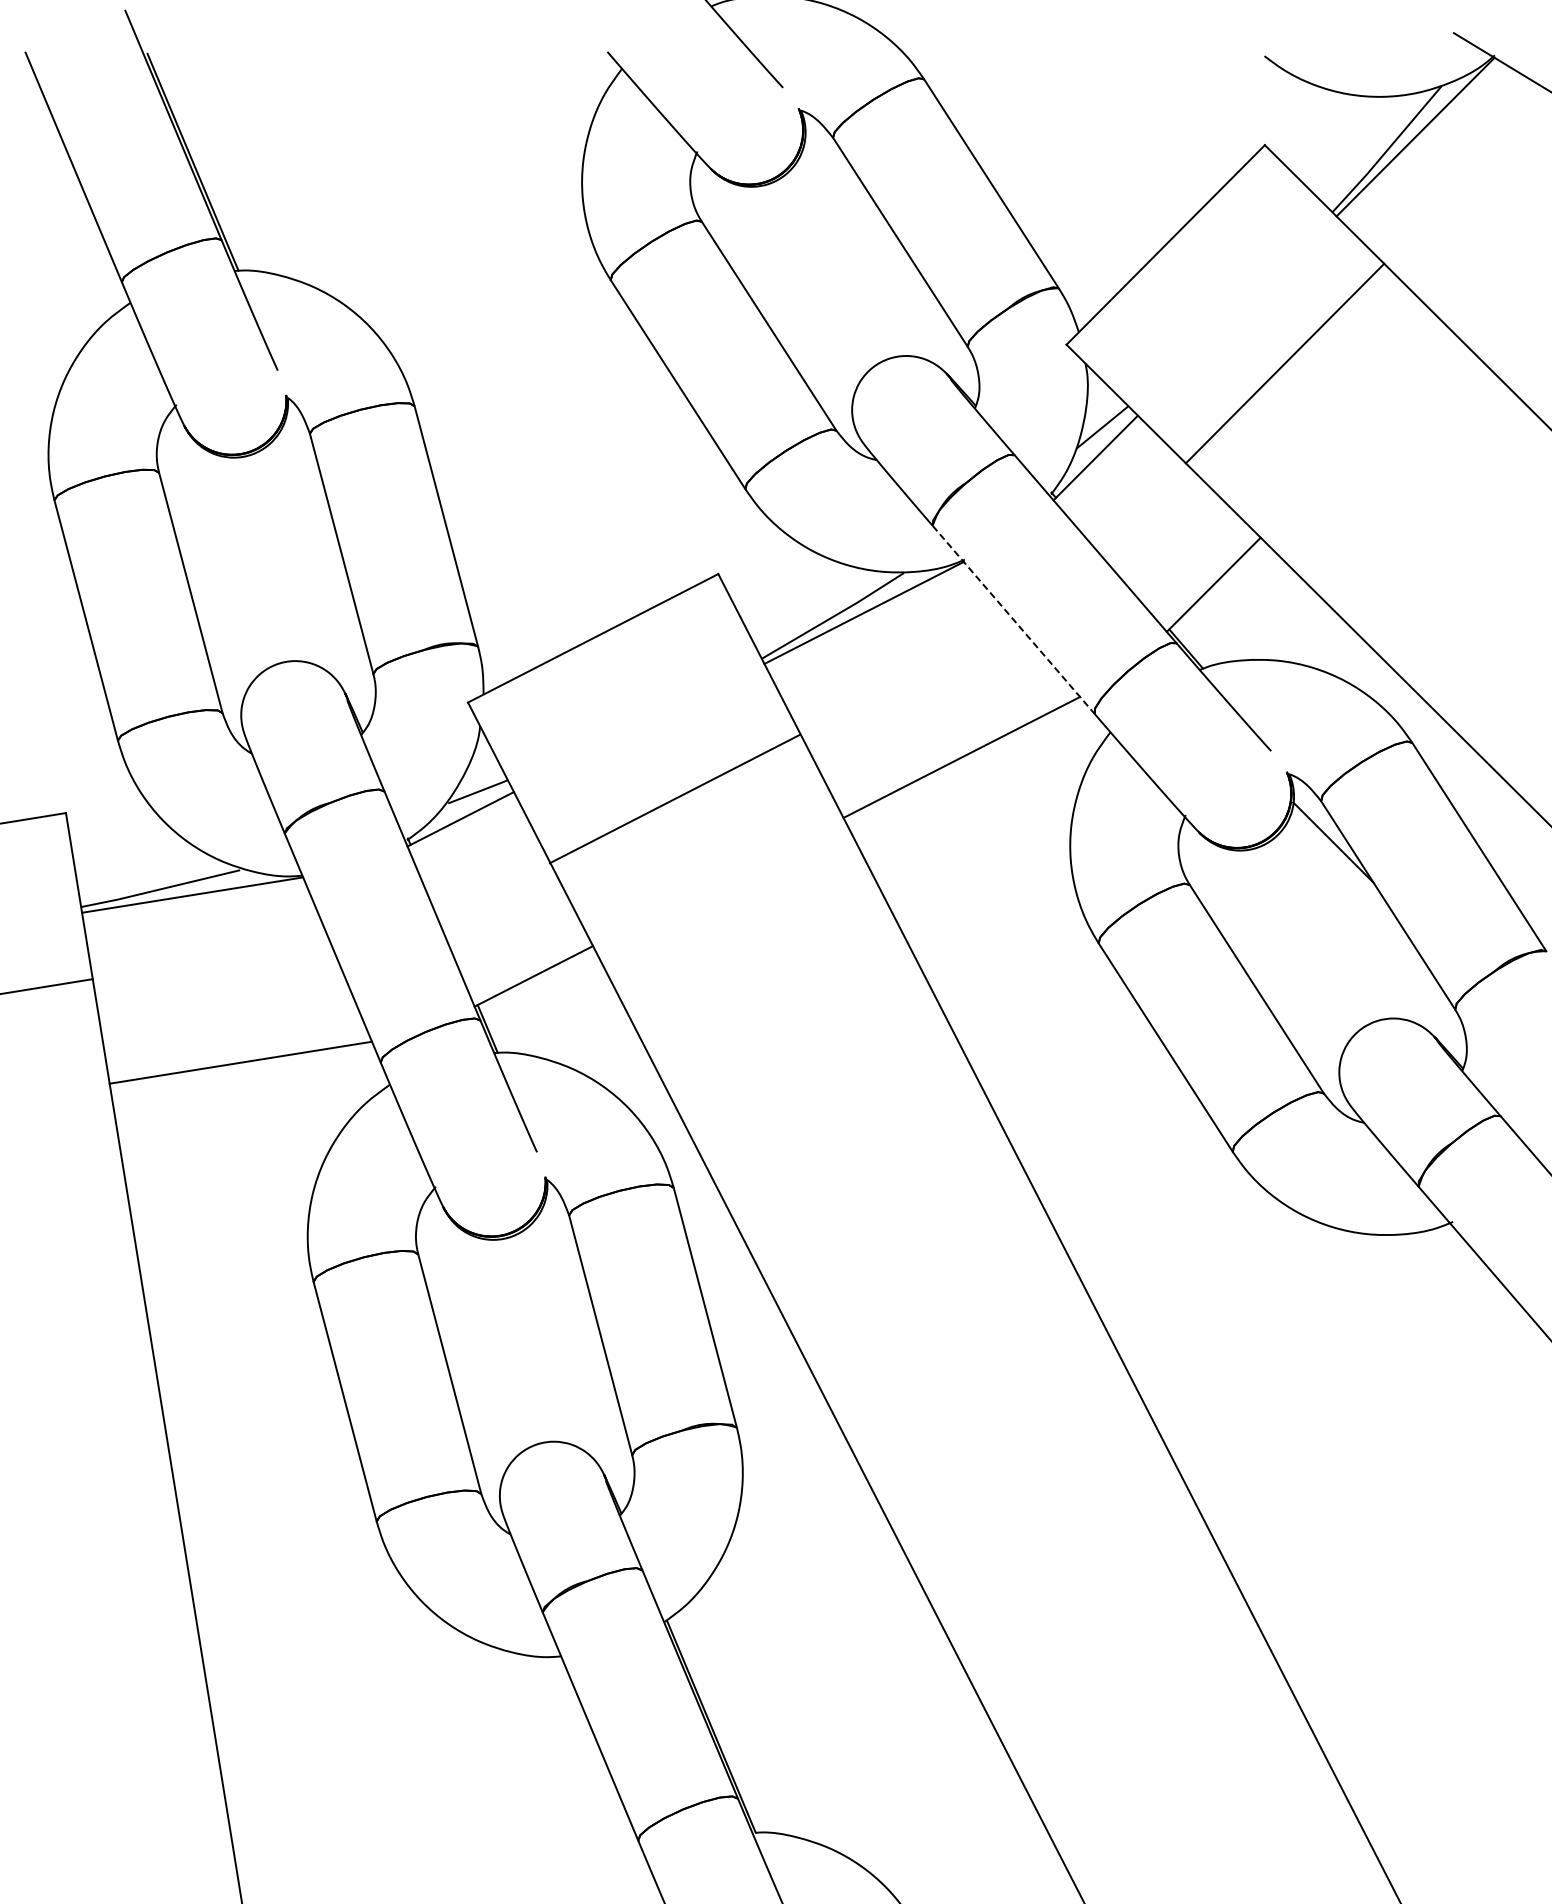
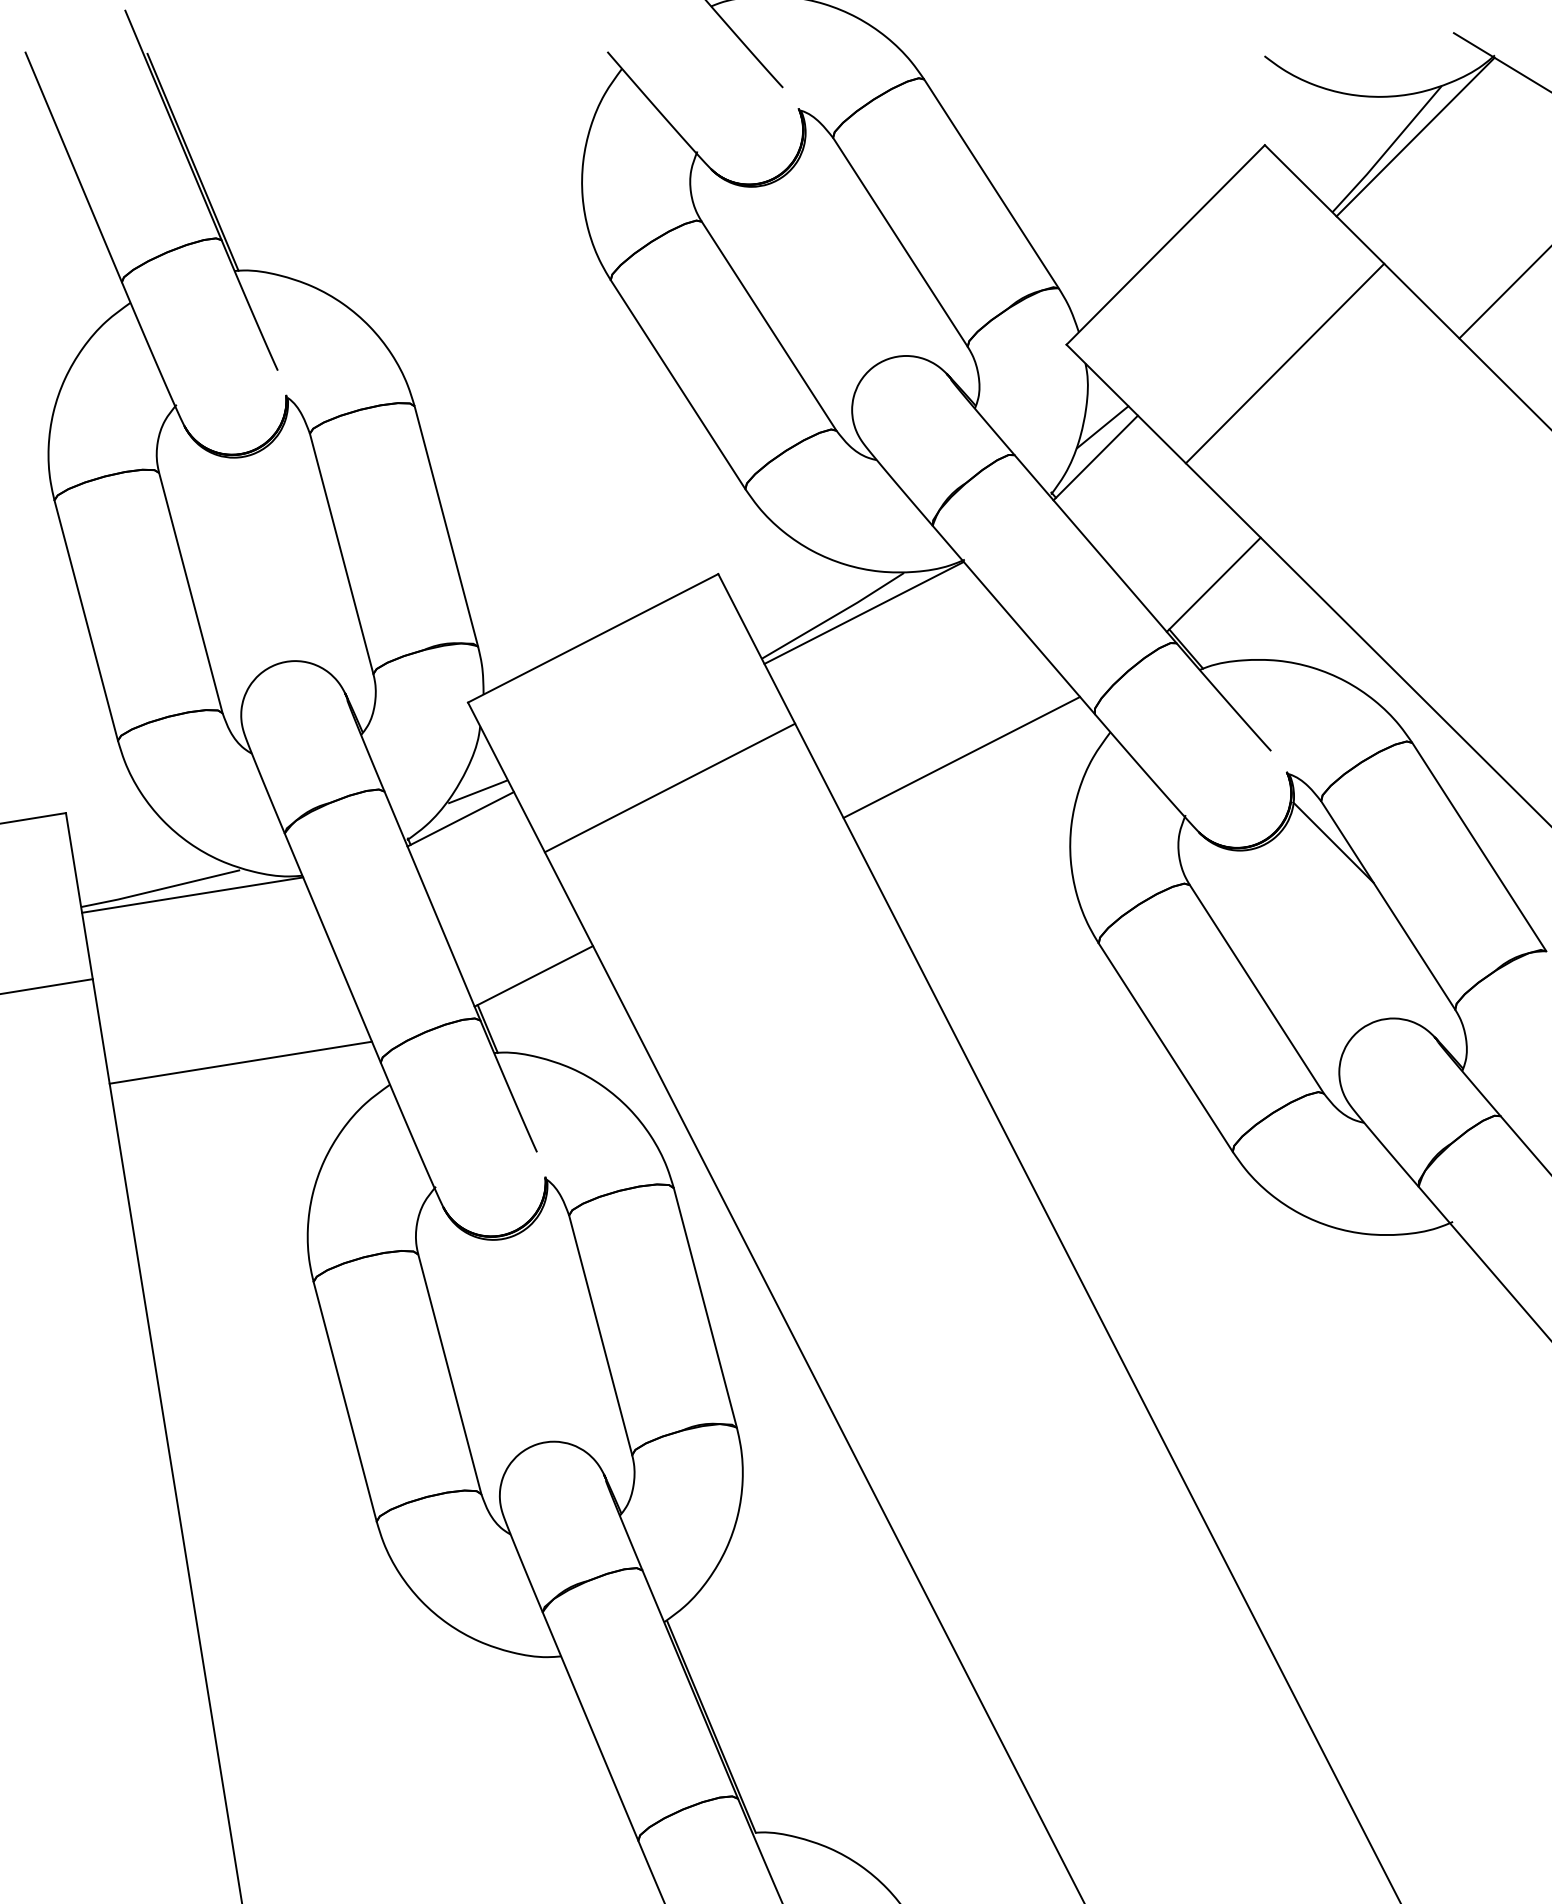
line: none -> present (1503, 293)
line: dashed -> solid (1014, 620)
line position: (674, 798) -> (669, 787) (669, 787)
